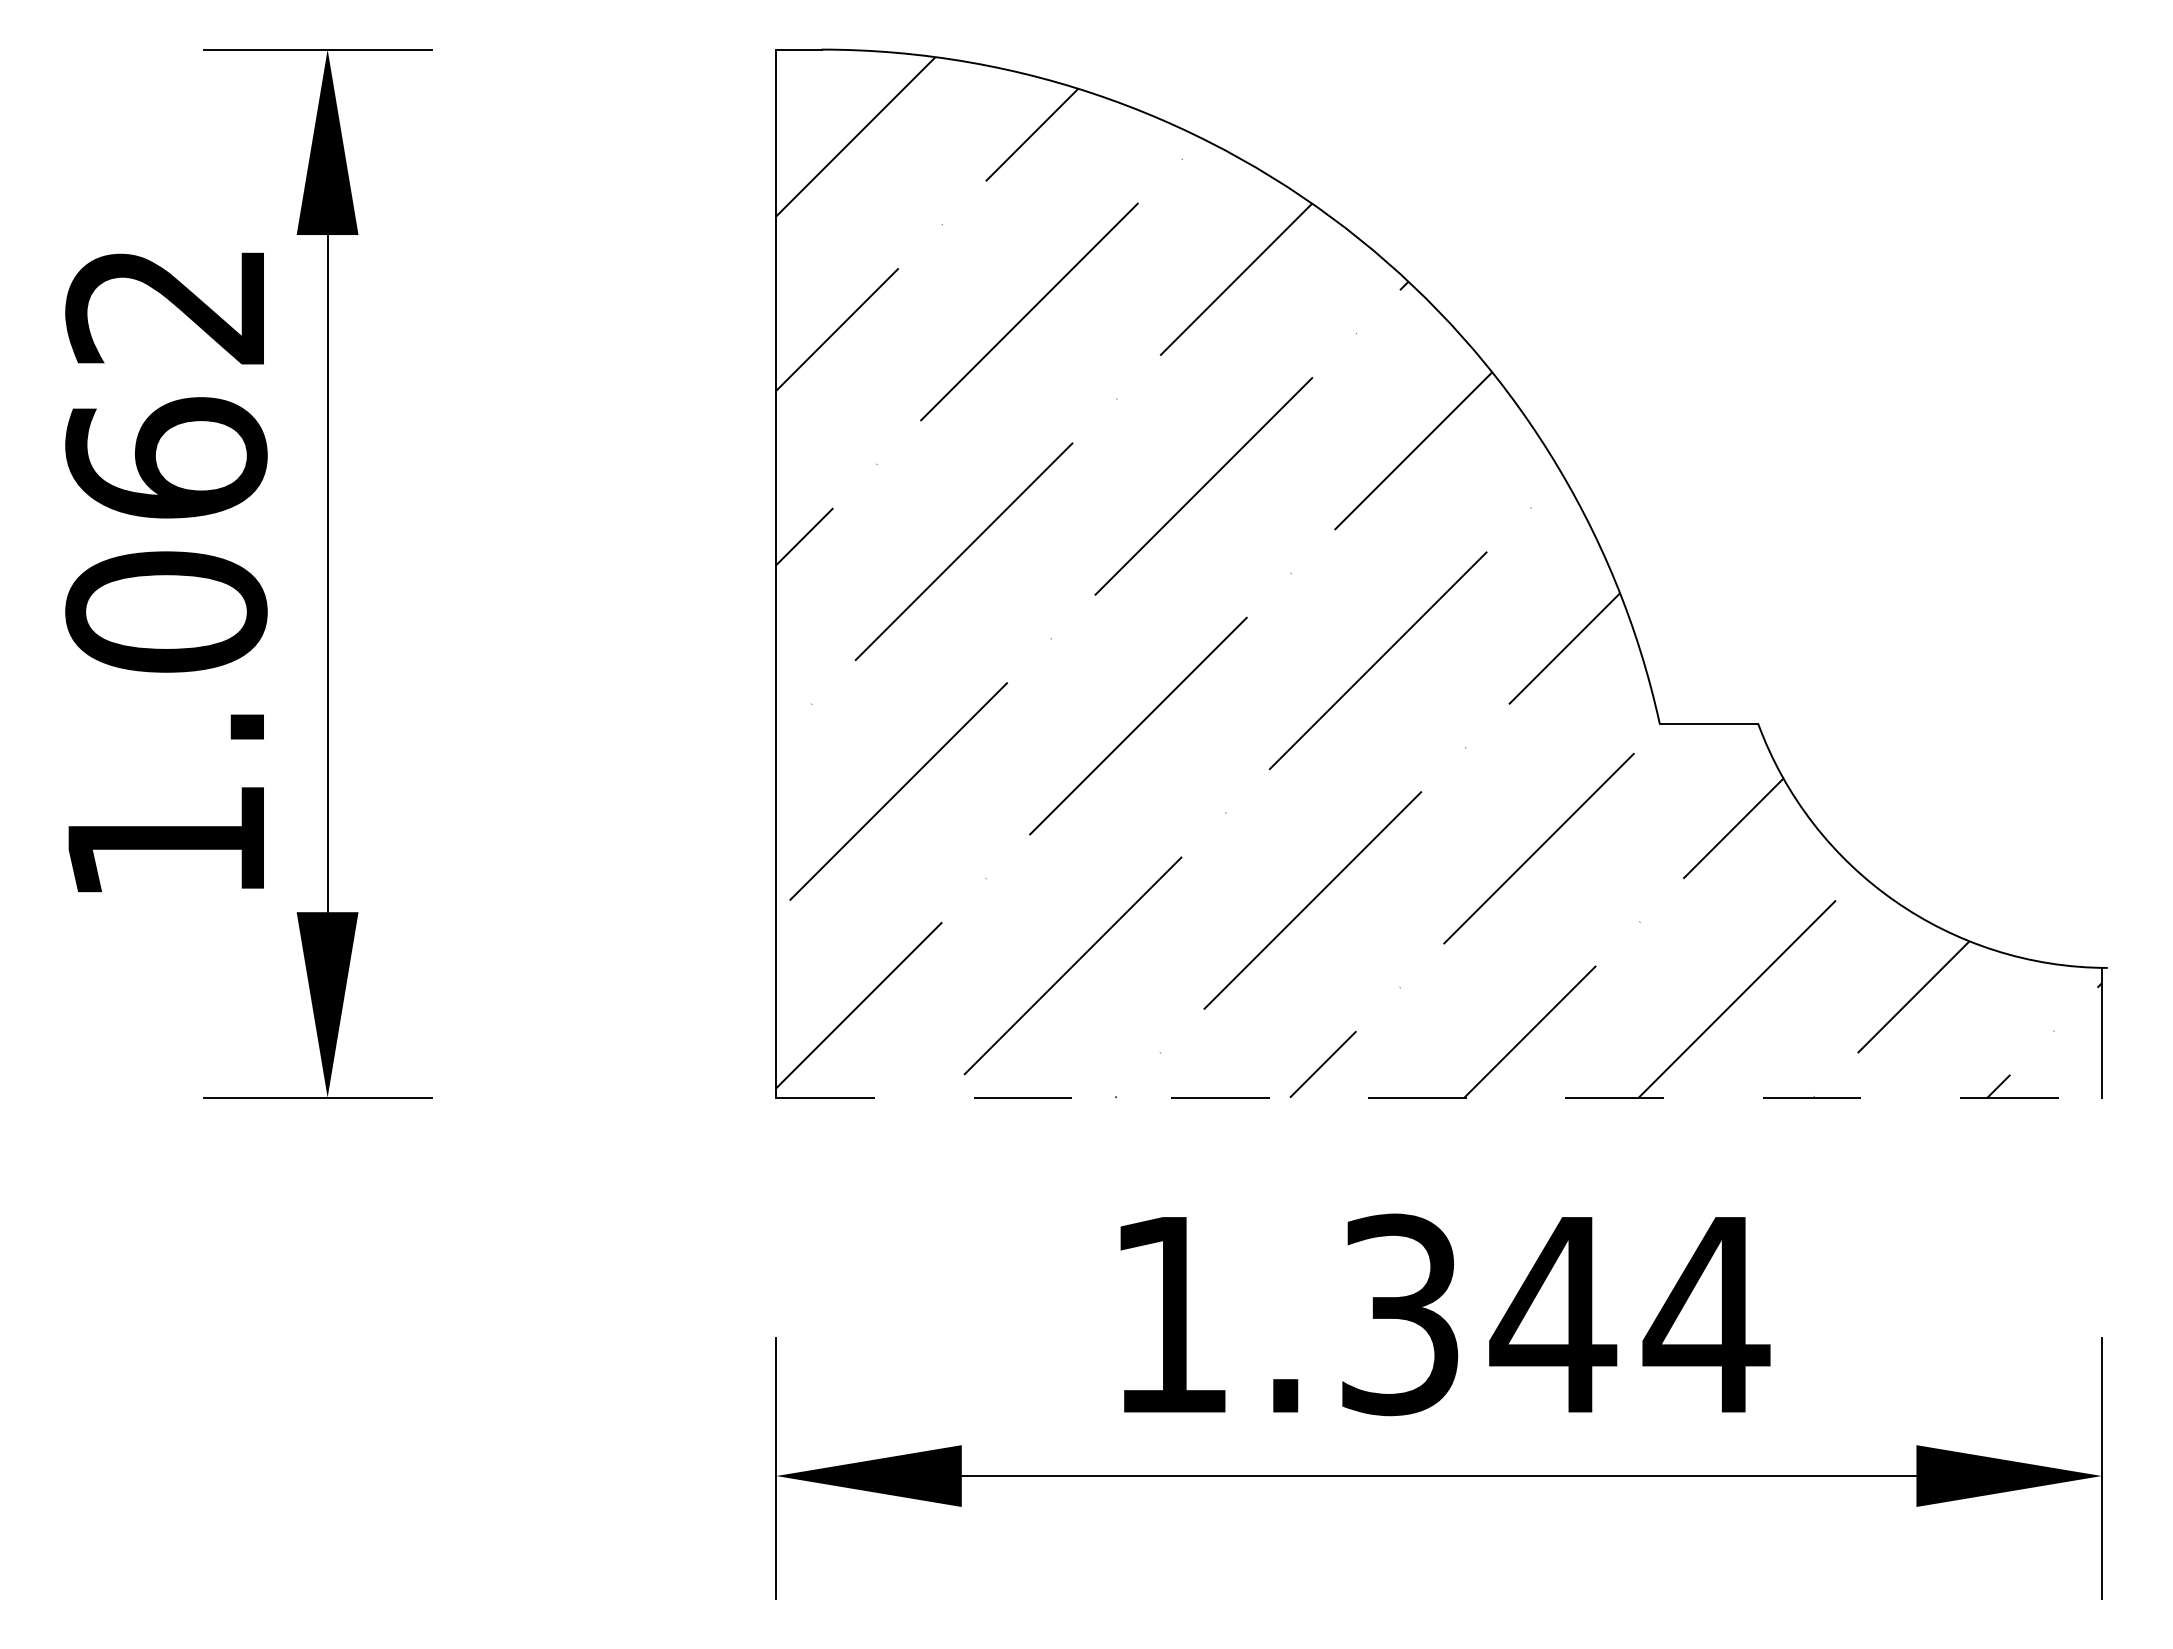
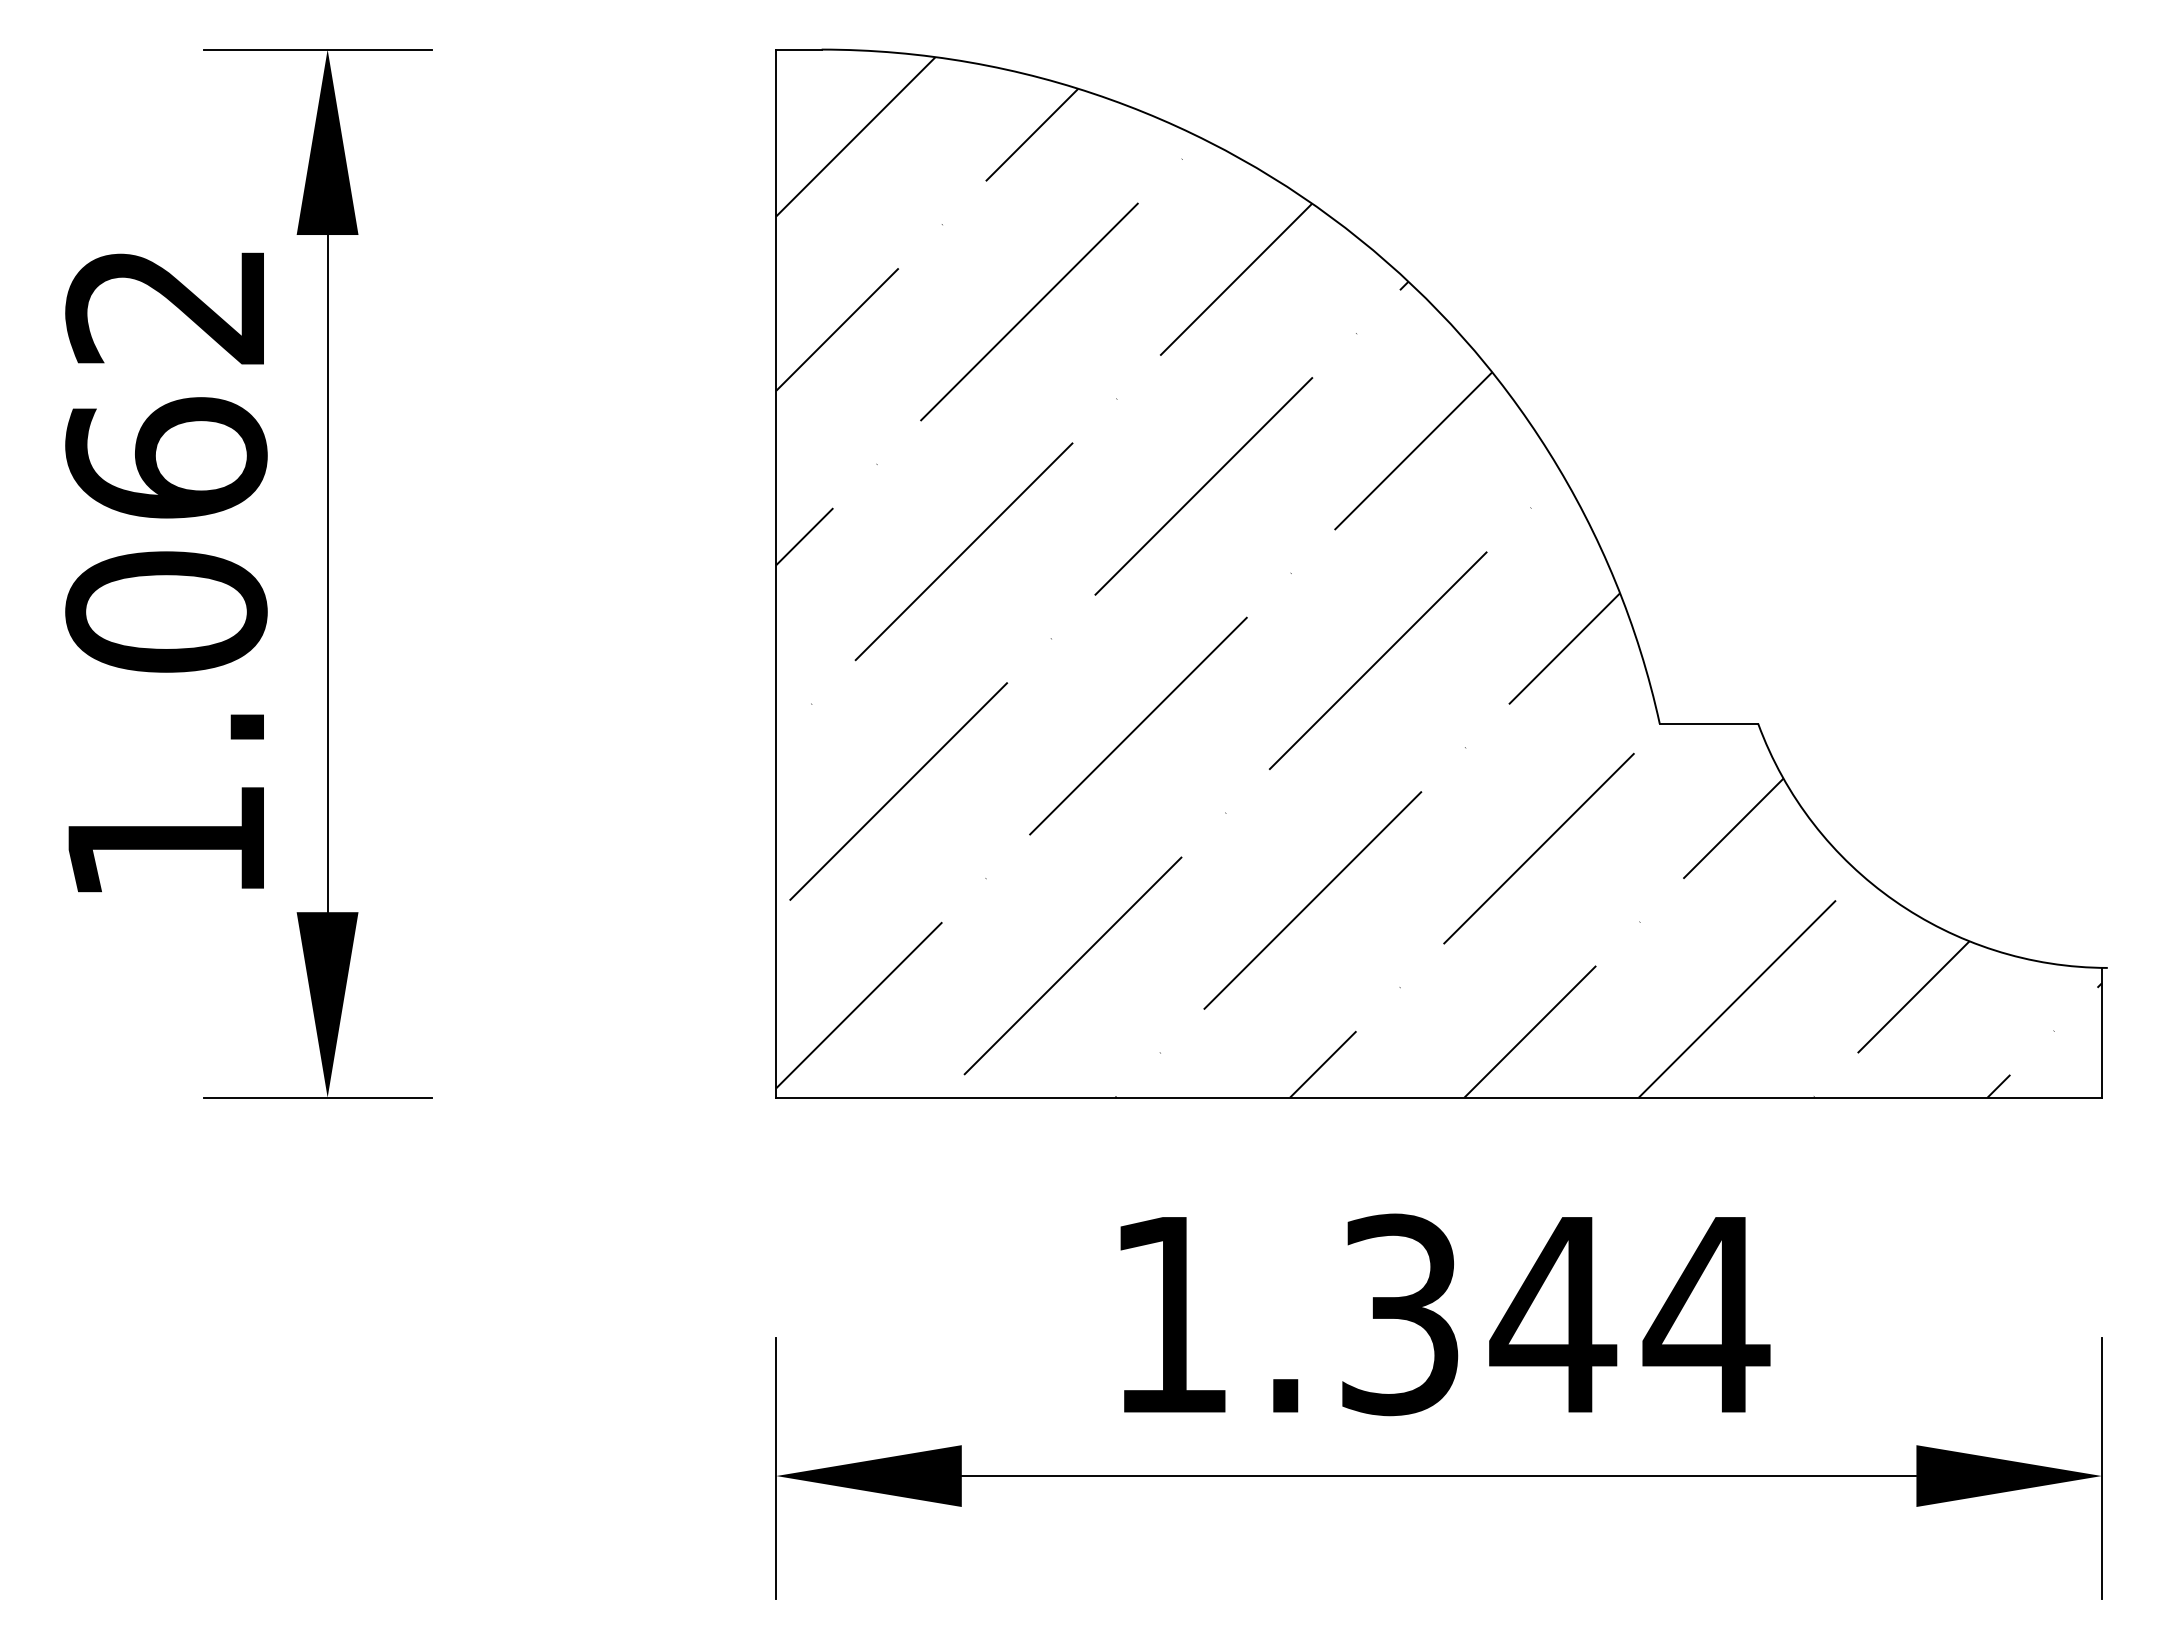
line: dashed -> solid (1439, 1097)
